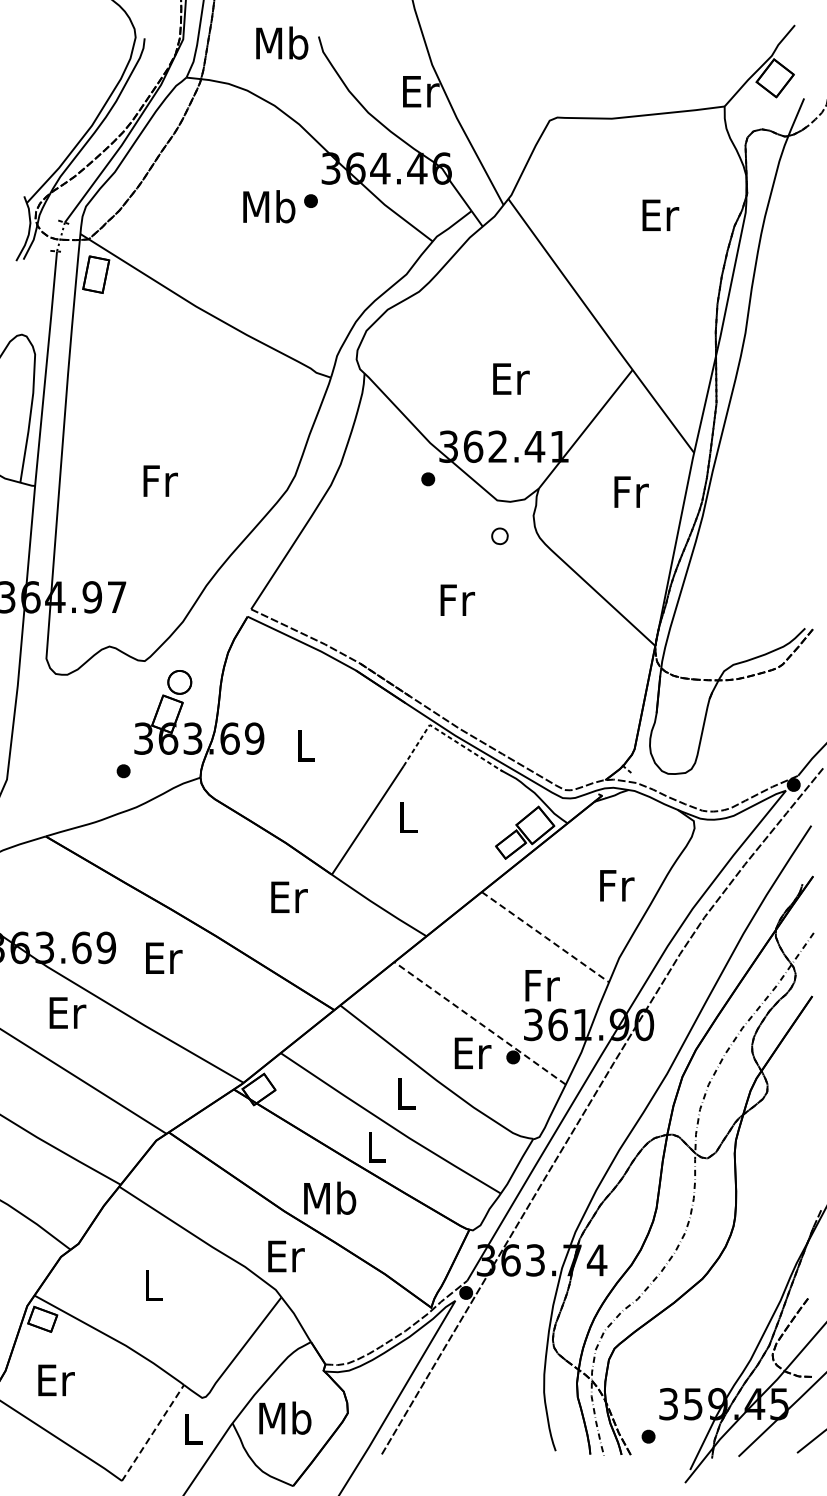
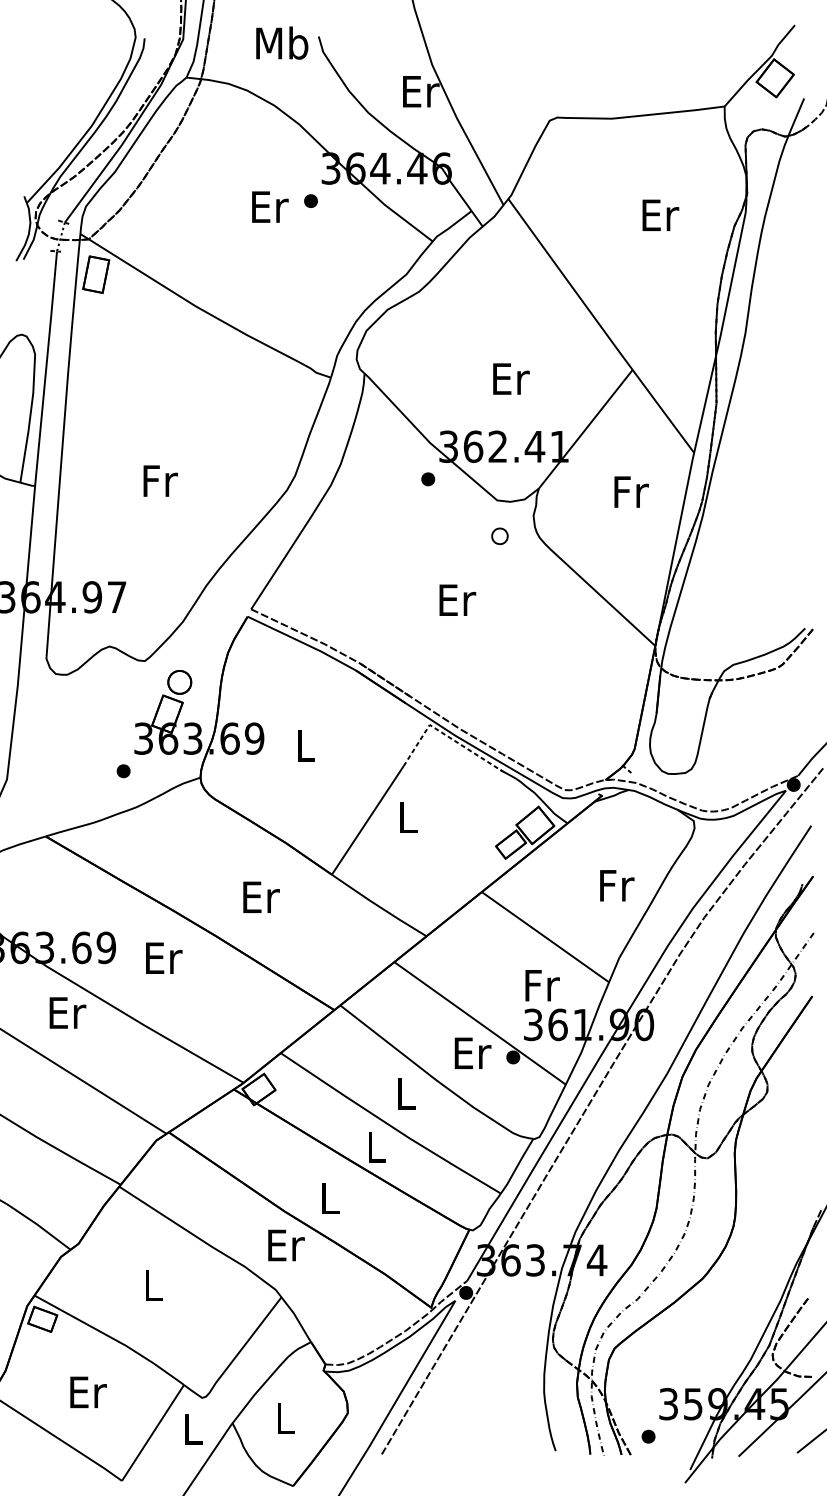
text: Mb -> Er (269, 206)
text: Fr -> Er (457, 599)
text position: (289, 896) -> (261, 896) (261, 896)
line: dashed -> solid (545, 937)
line: dashed -> solid (480, 1023)
text: Mb -> L (330, 1197)
text position: (286, 1256) -> (286, 1245) (286, 1245)
text position: (56, 1380) -> (88, 1392) (88, 1392)
text: Mb -> L (285, 1417)
line: dashed -> solid (153, 1432)
